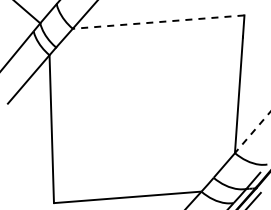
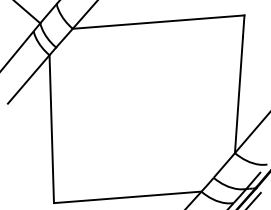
line: dashed -> solid (158, 22)
line: dashed -> solid (252, 132)
